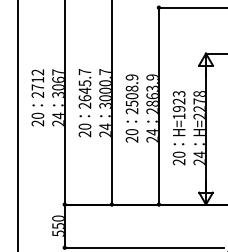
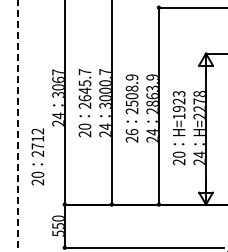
text position: (37, 97) -> (37, 156) (37, 156)
line: solid -> dashed (17, 125)
text: 20 -> 26 (131, 132)
